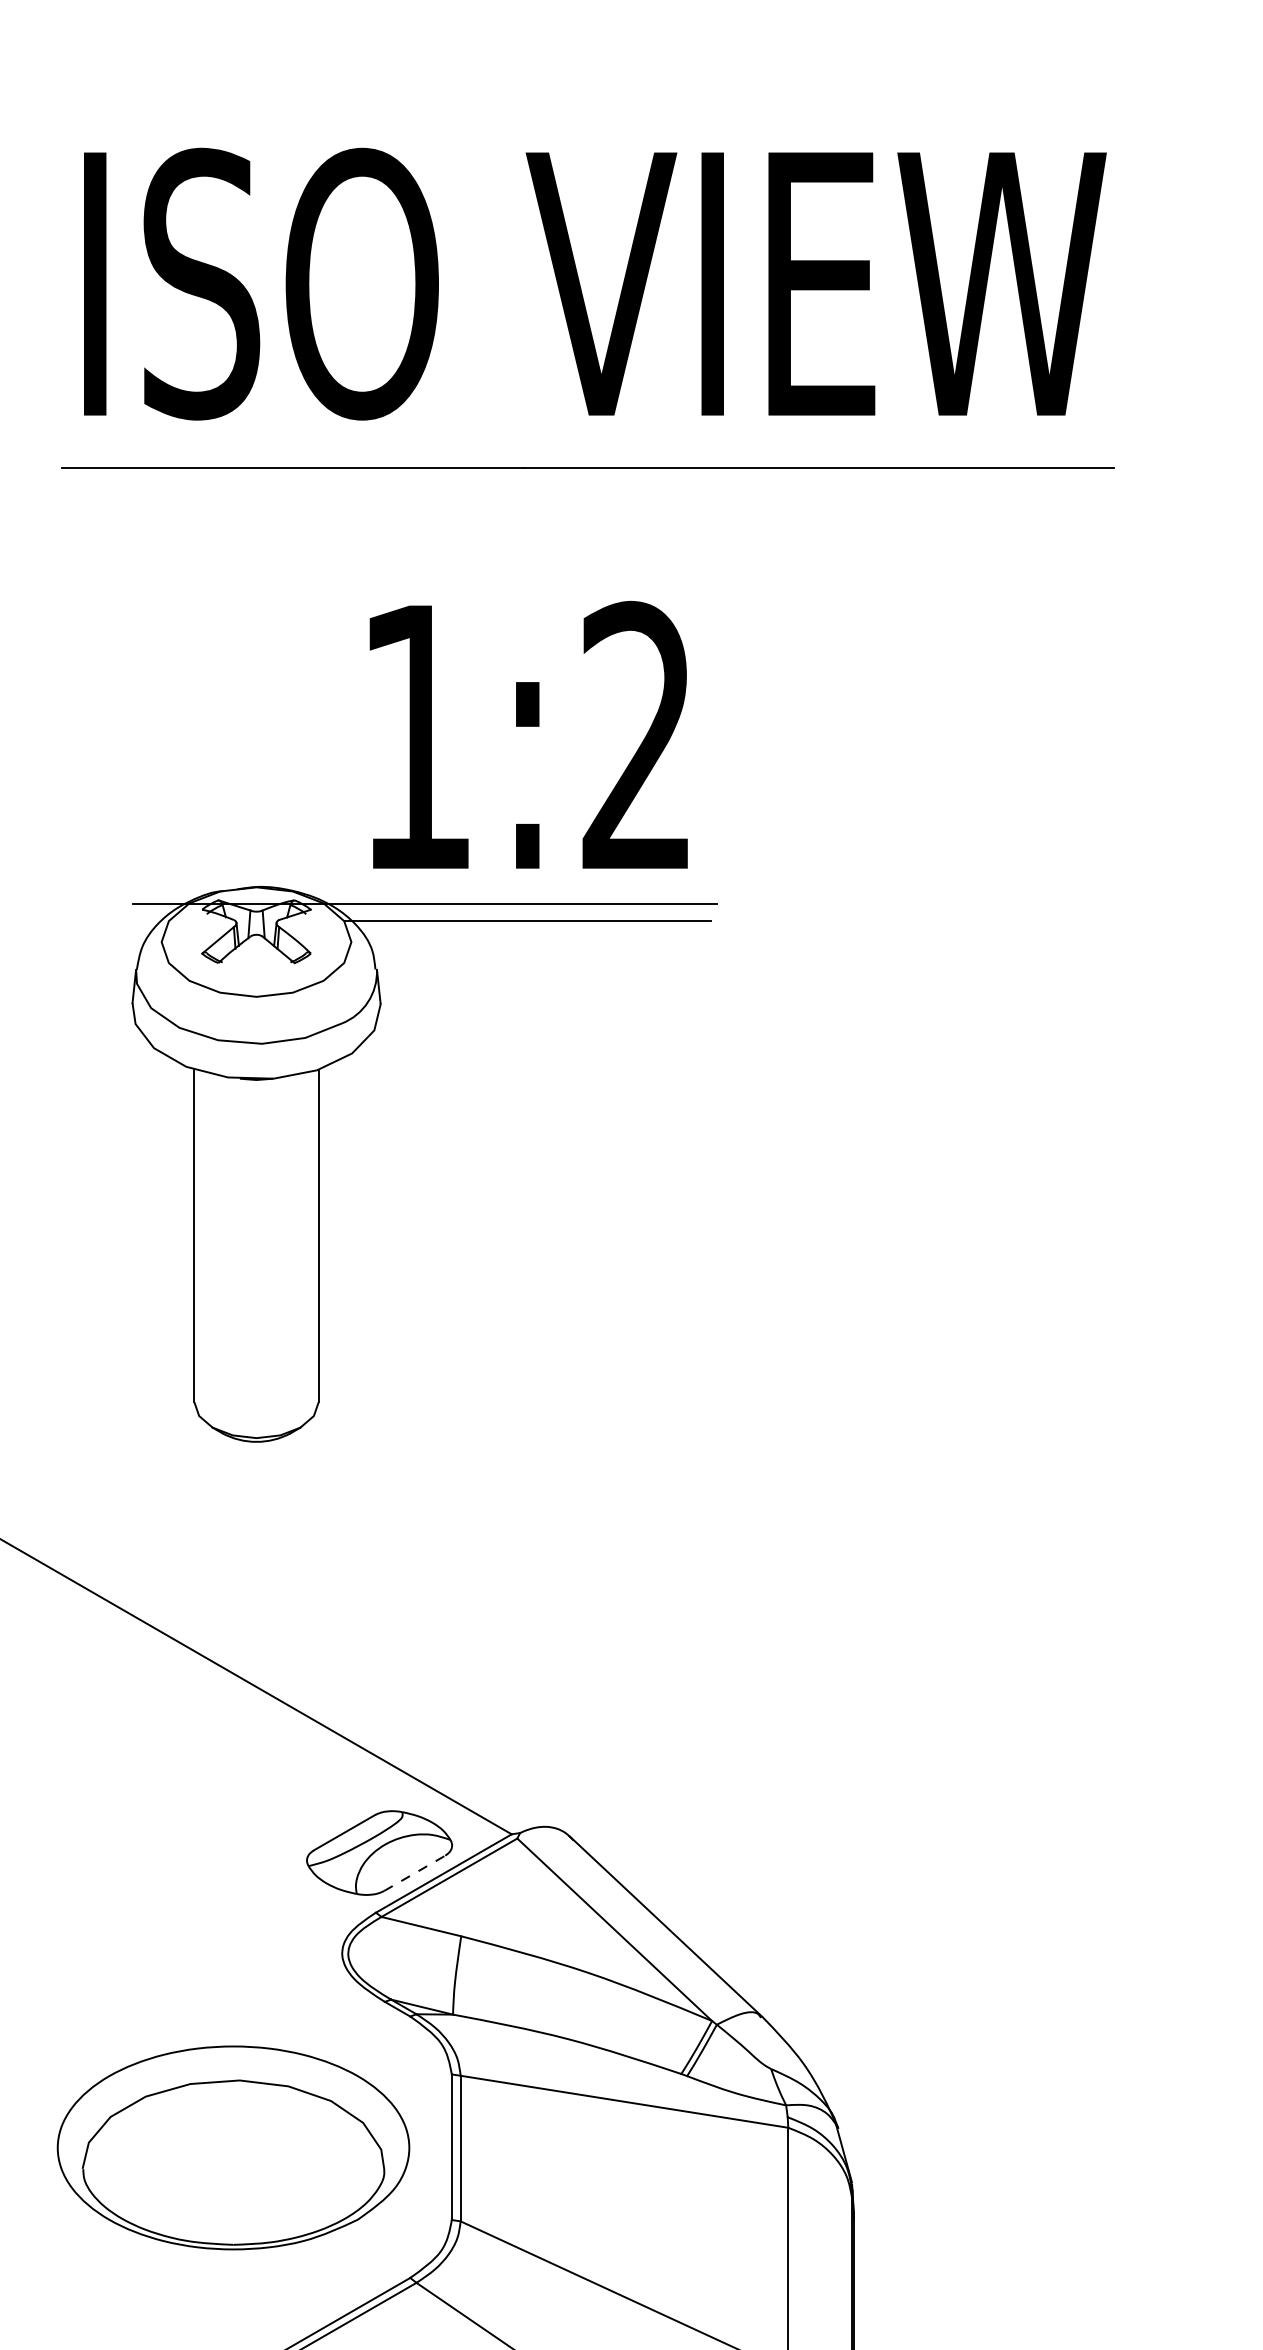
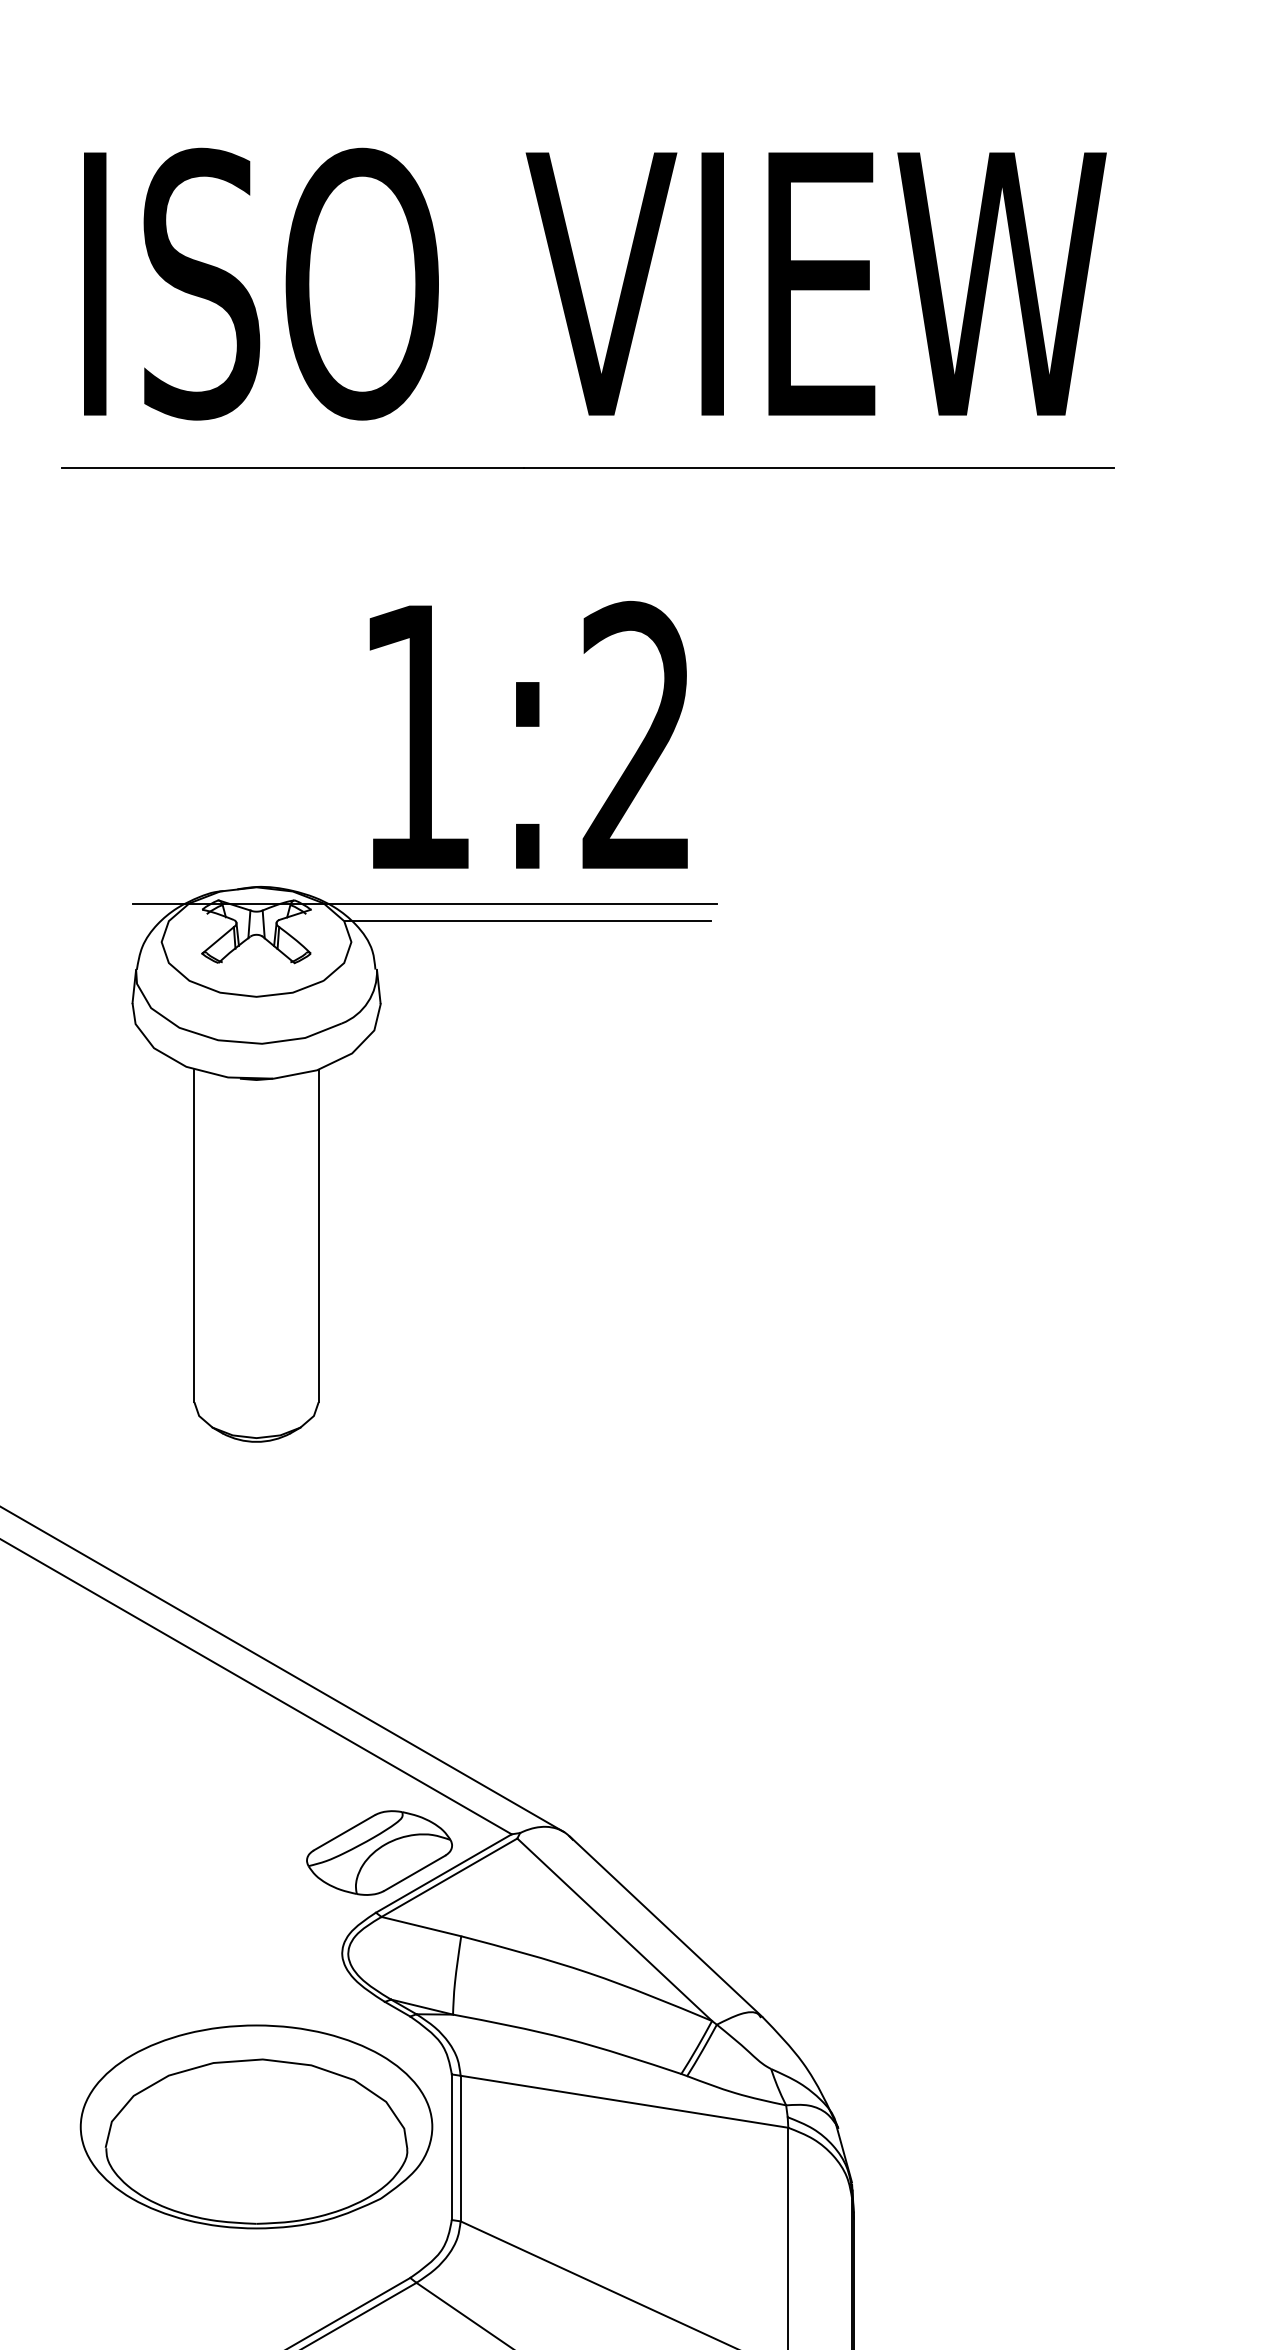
line: none -> present (282, 1669)
line: dashed -> solid (415, 1873)
part position: (233, 2147) -> (256, 2126) (256, 2126)
